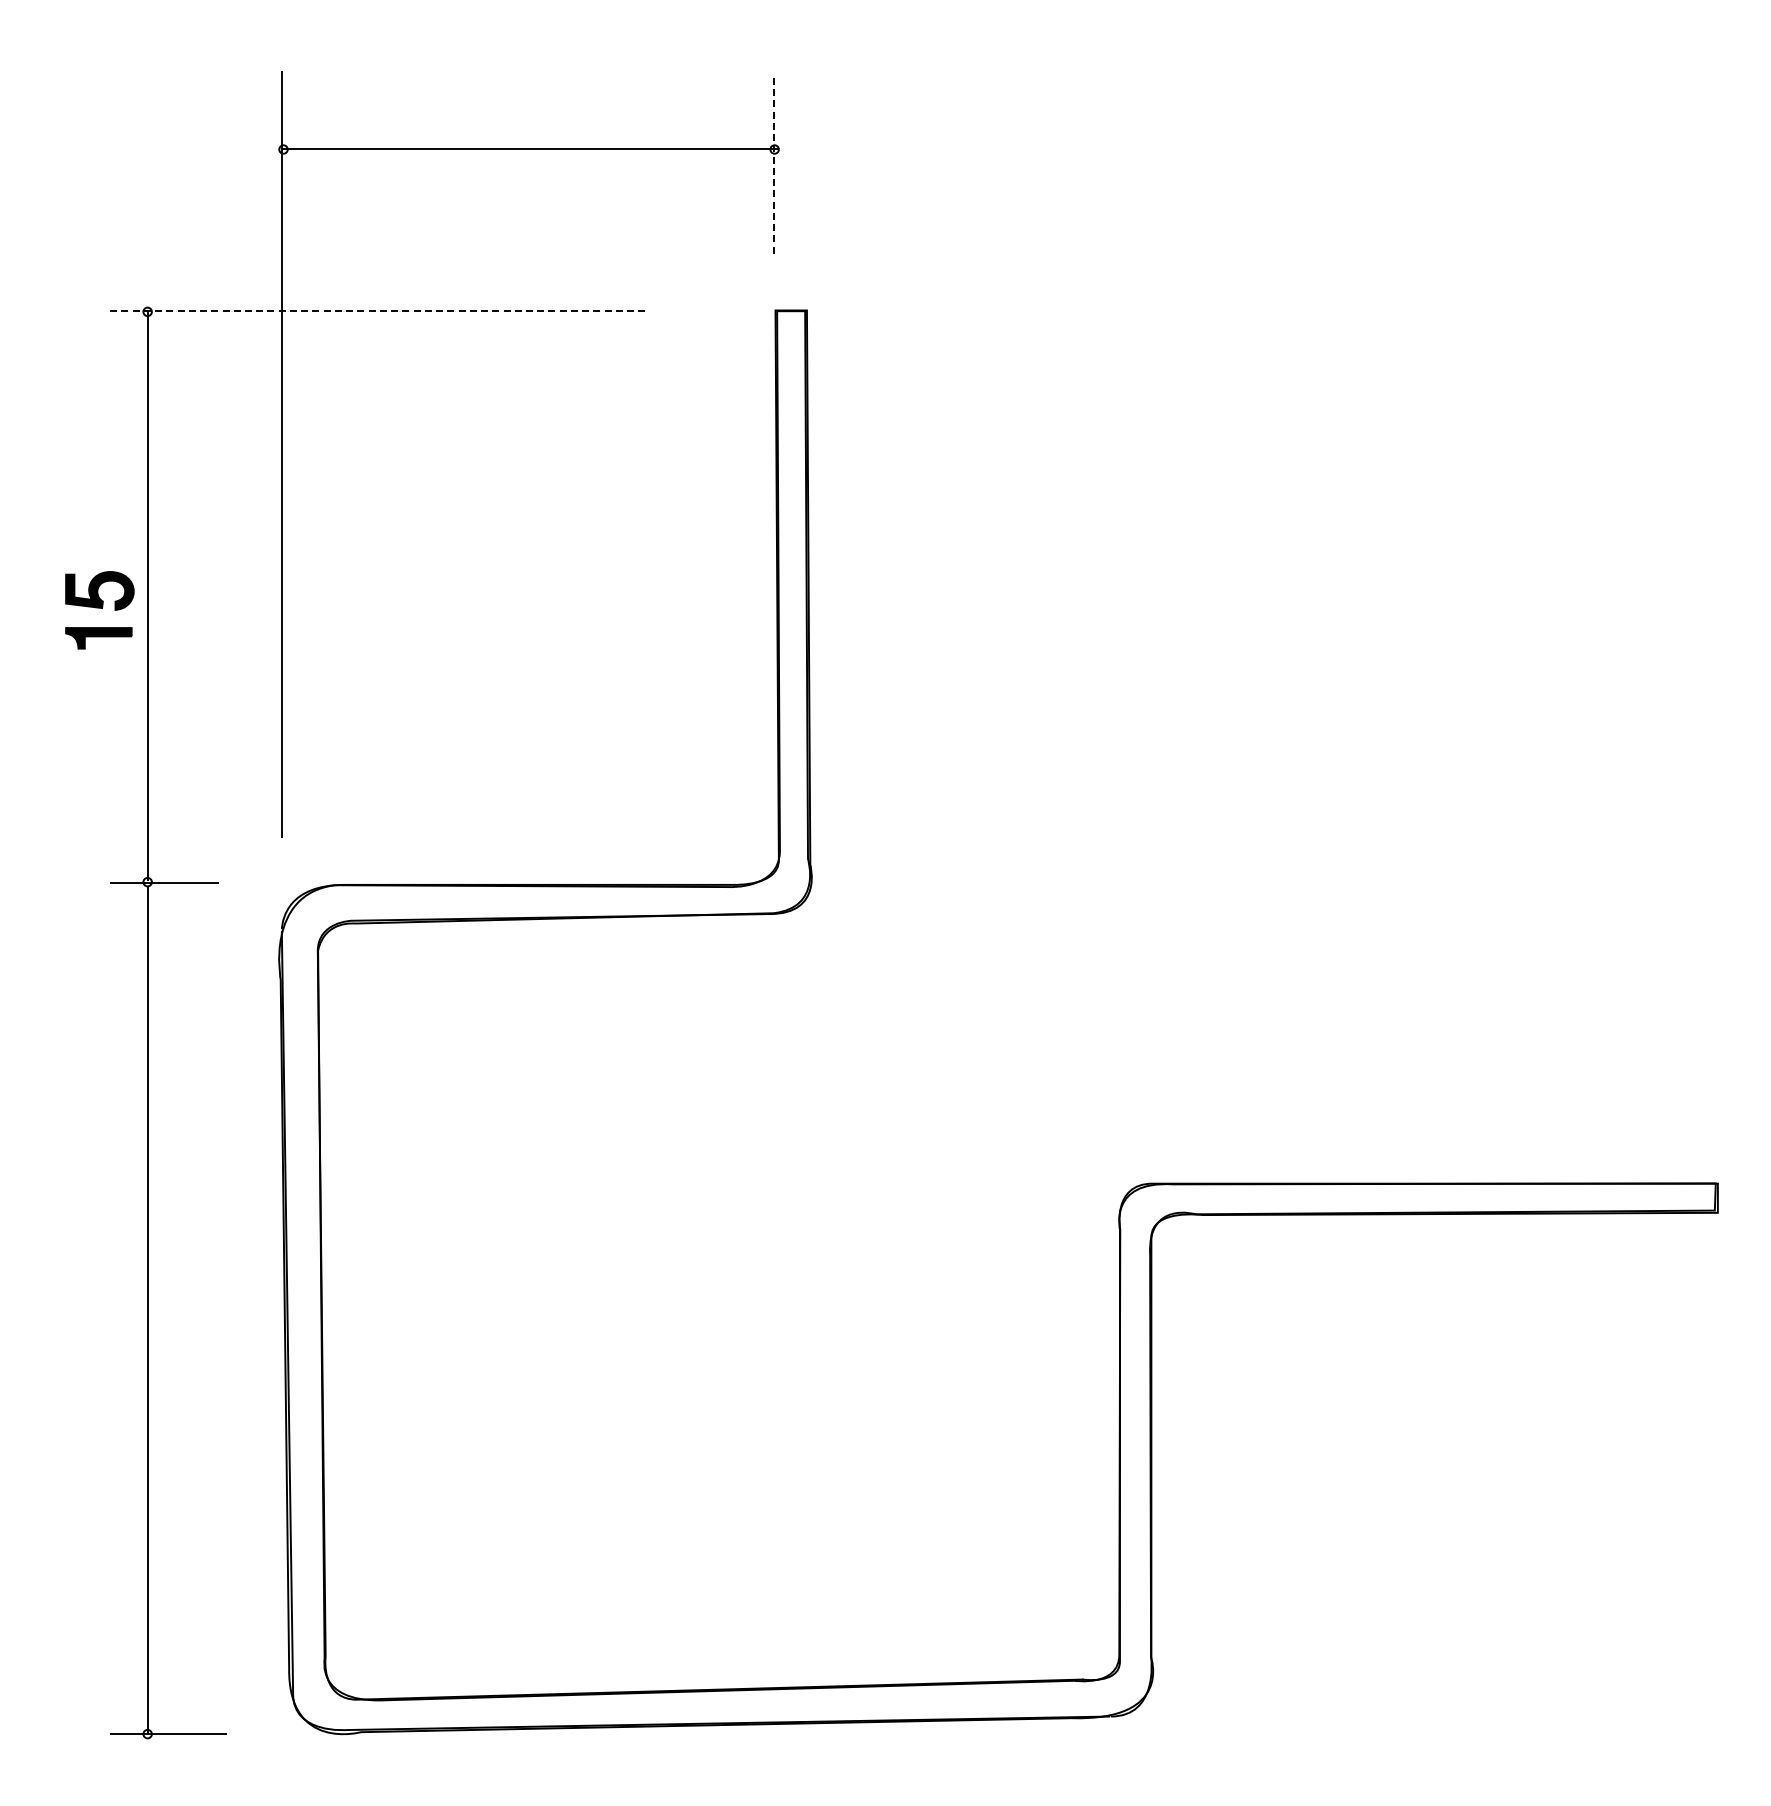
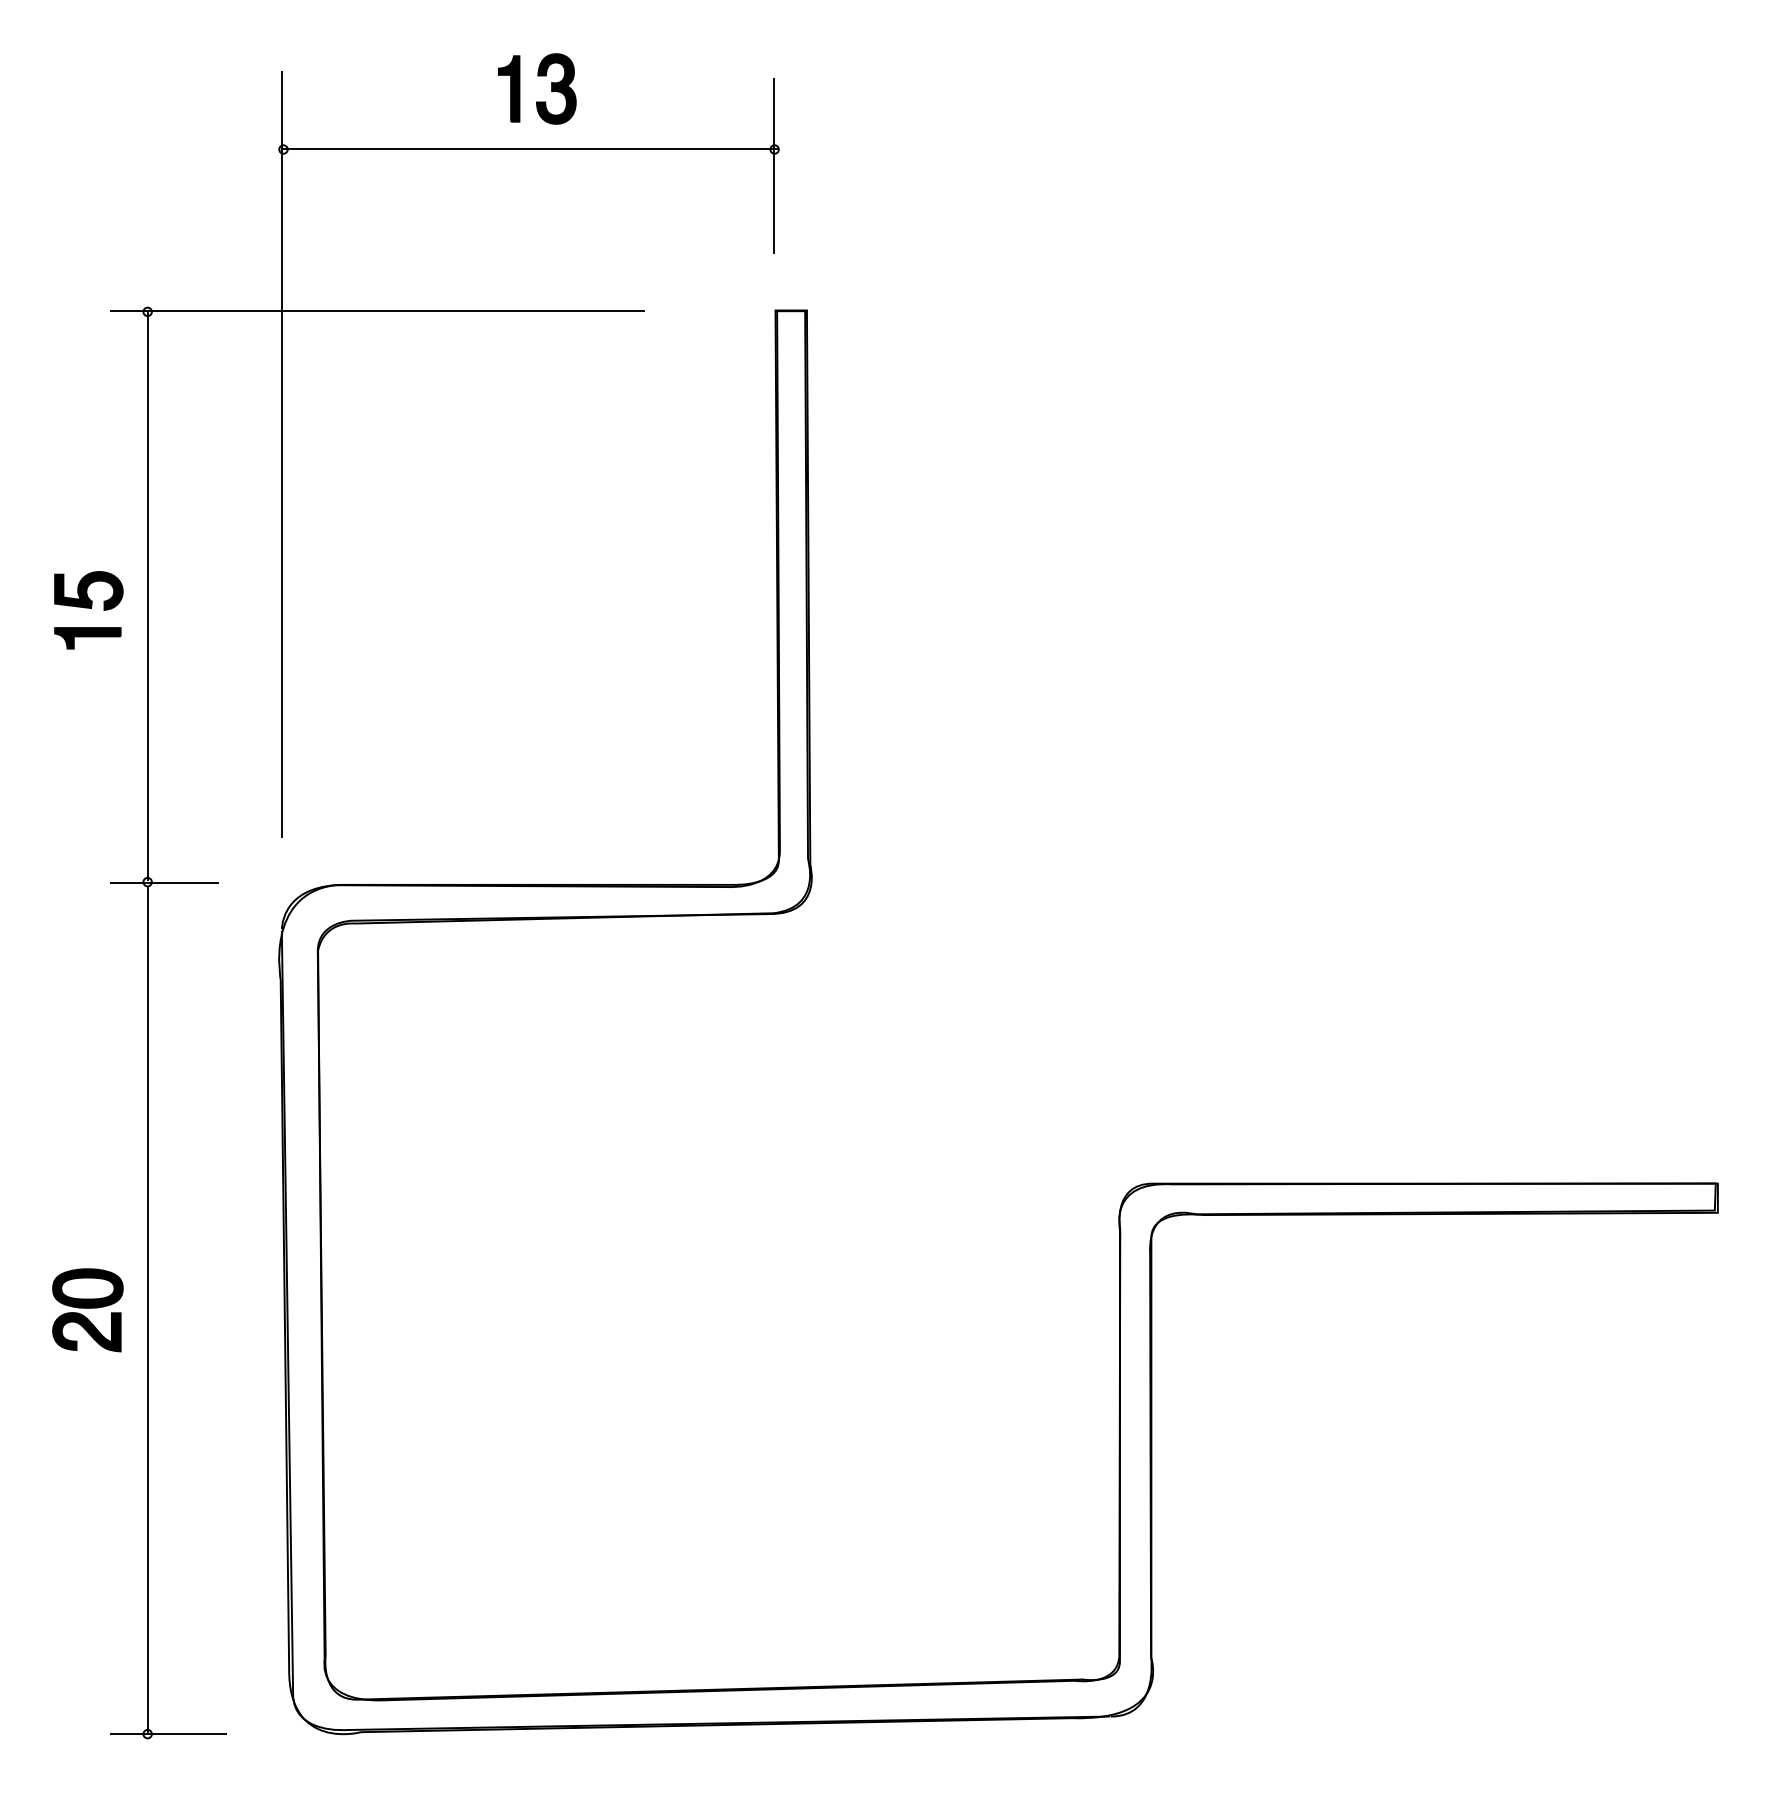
part: none -> present (537, 76)
line: dashed -> solid (774, 166)
line: dashed -> solid (377, 310)
part position: (99, 610) -> (88, 610) (88, 610)
part: none -> present (87, 1310)
